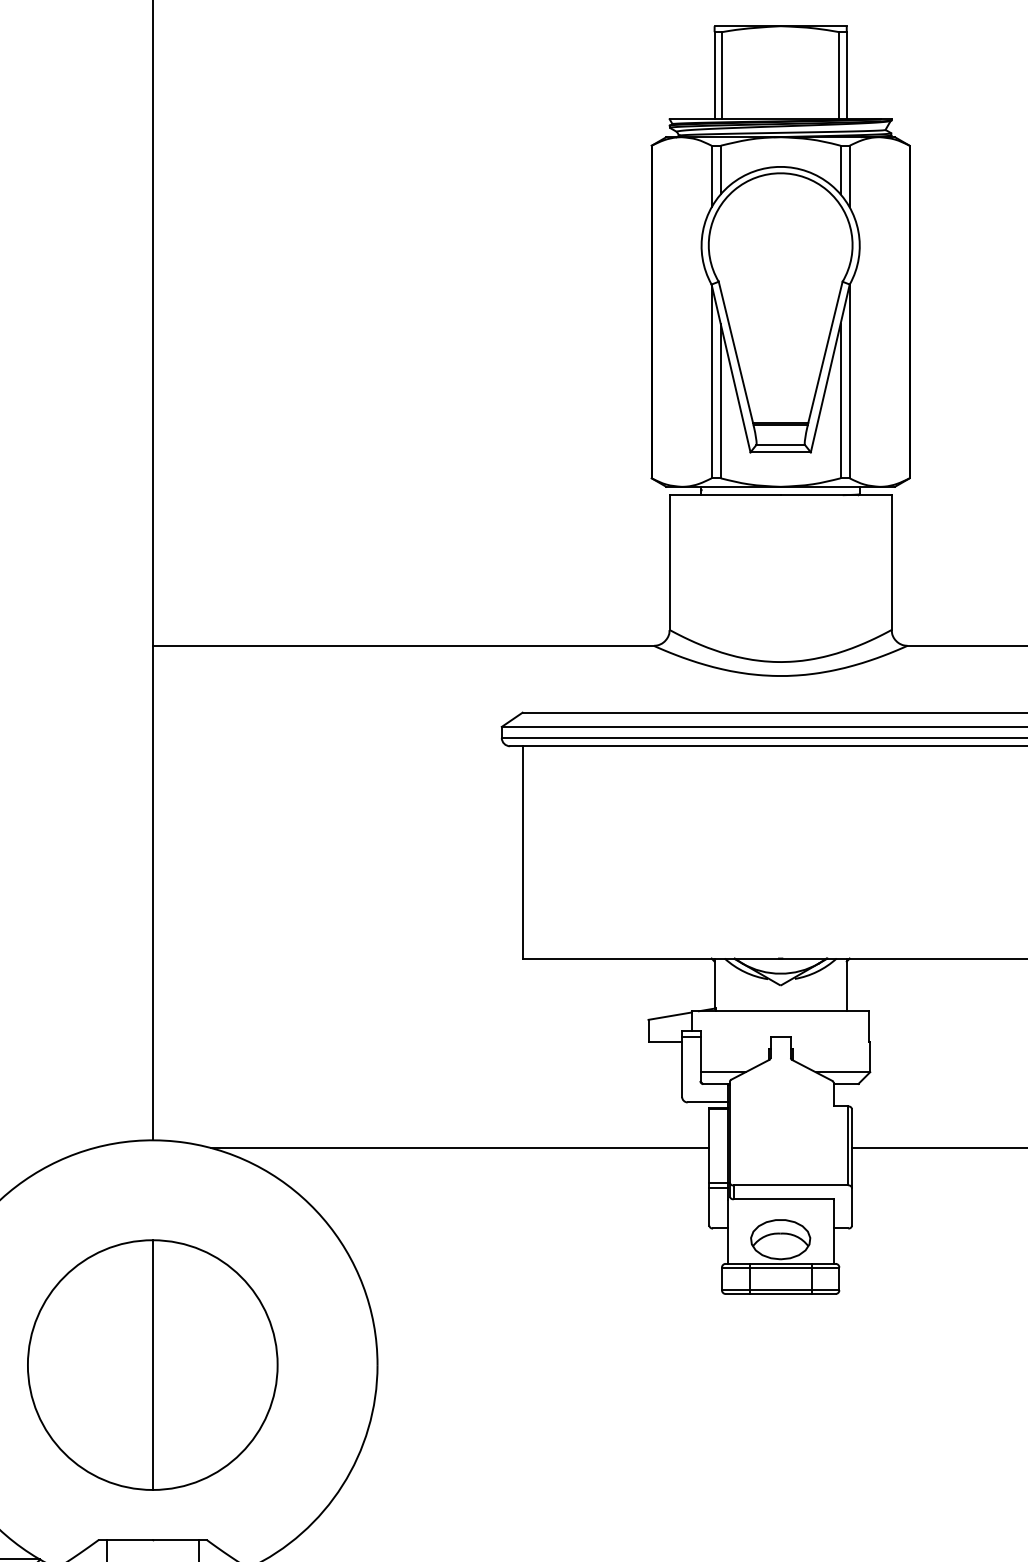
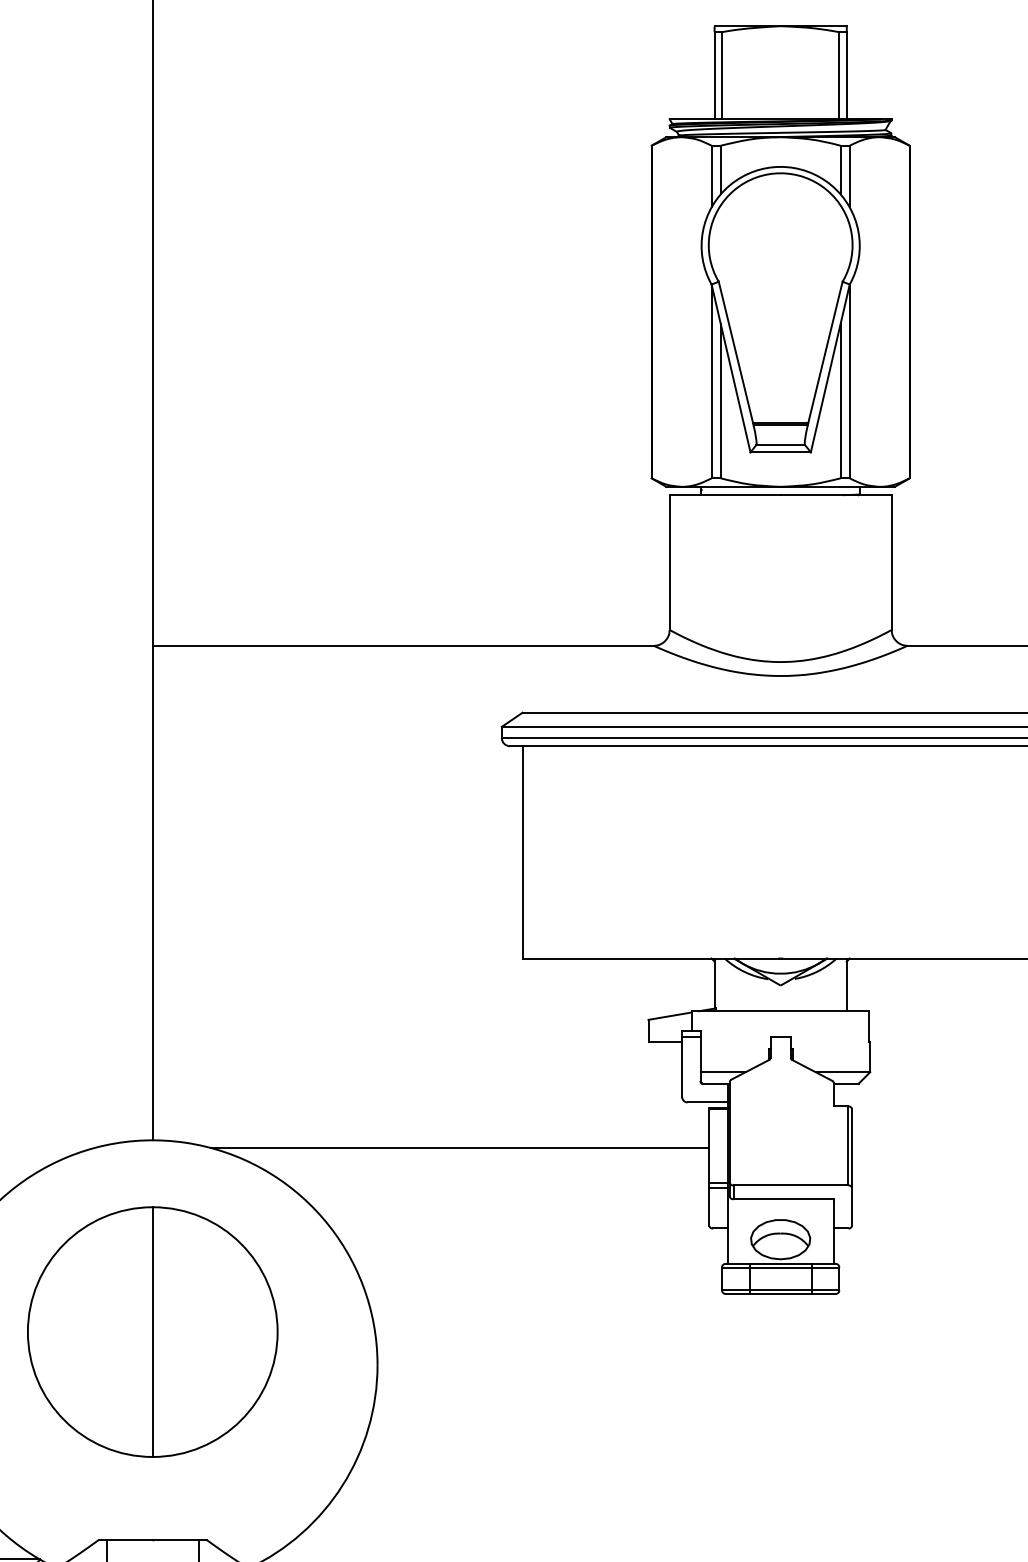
line: present -> none (938, 1148)
part position: (152, 1364) -> (152, 1331) (152, 1331)
